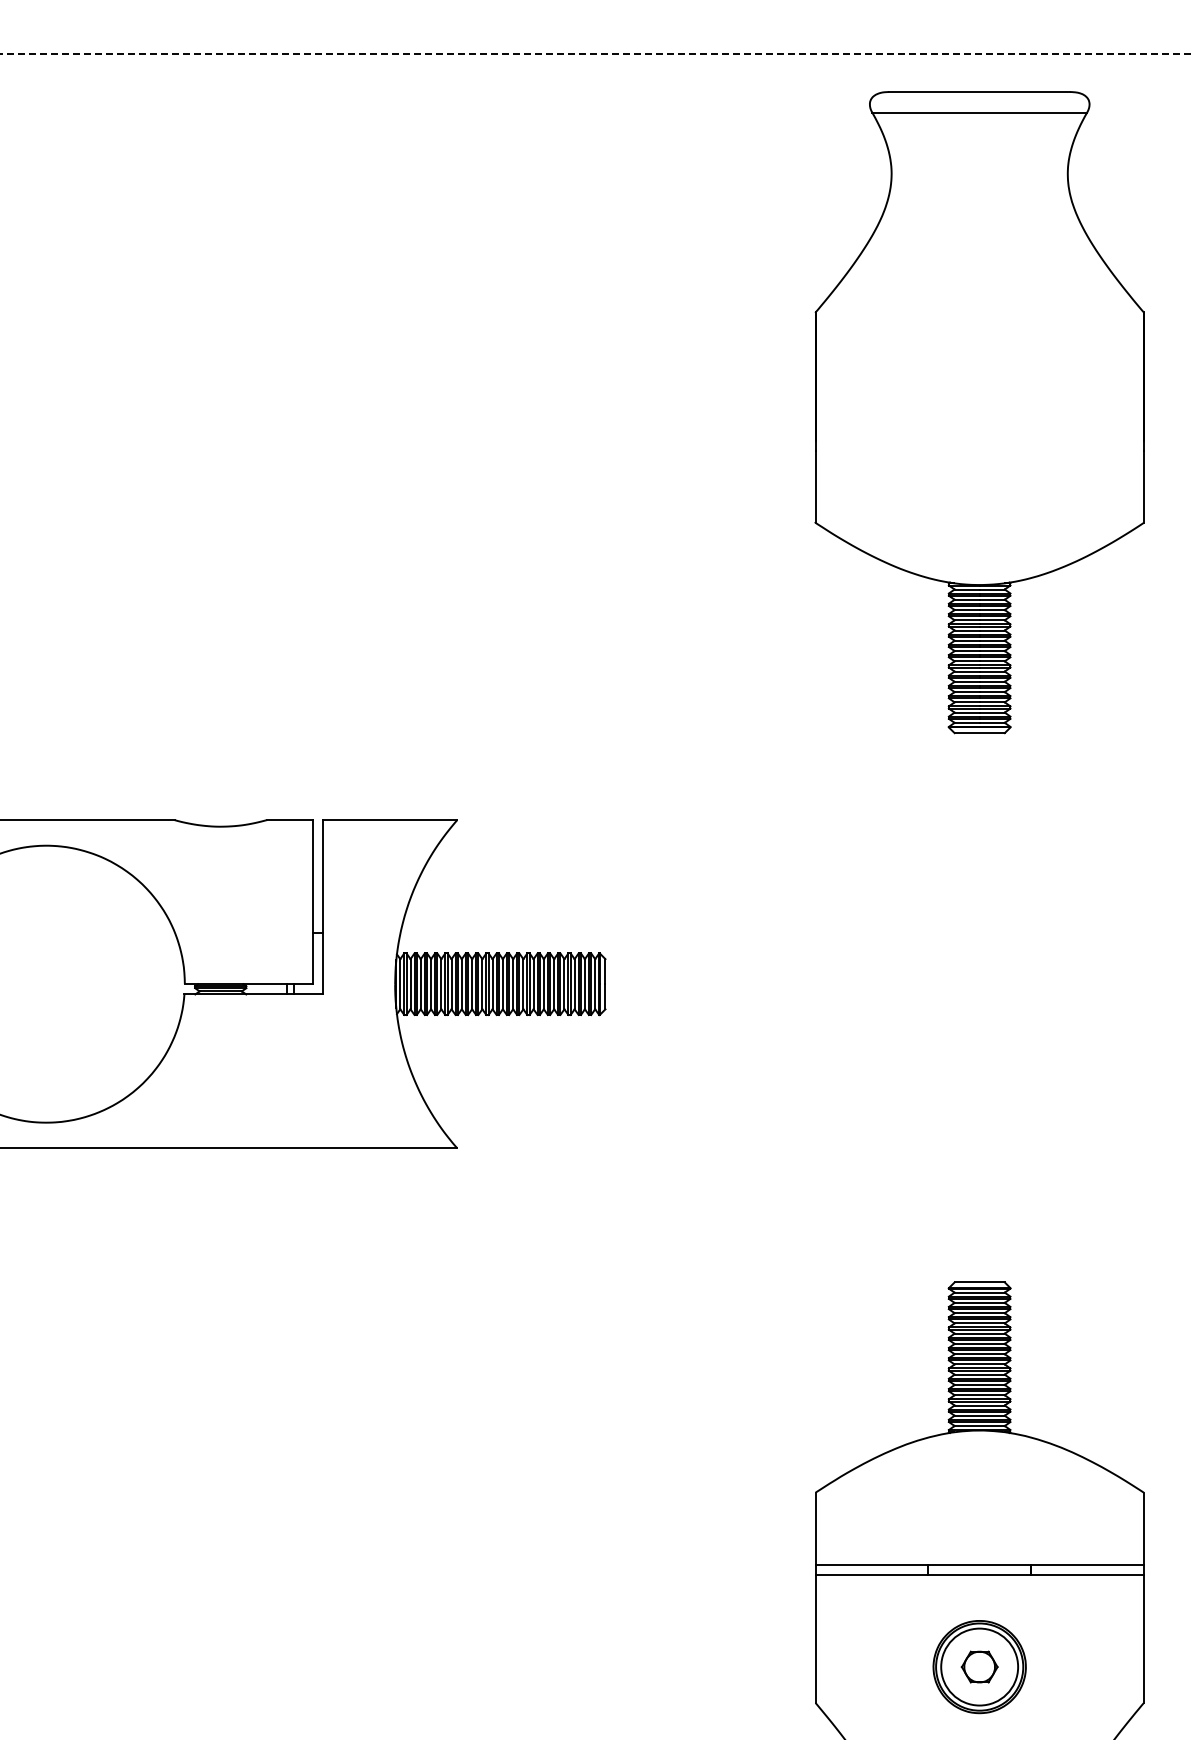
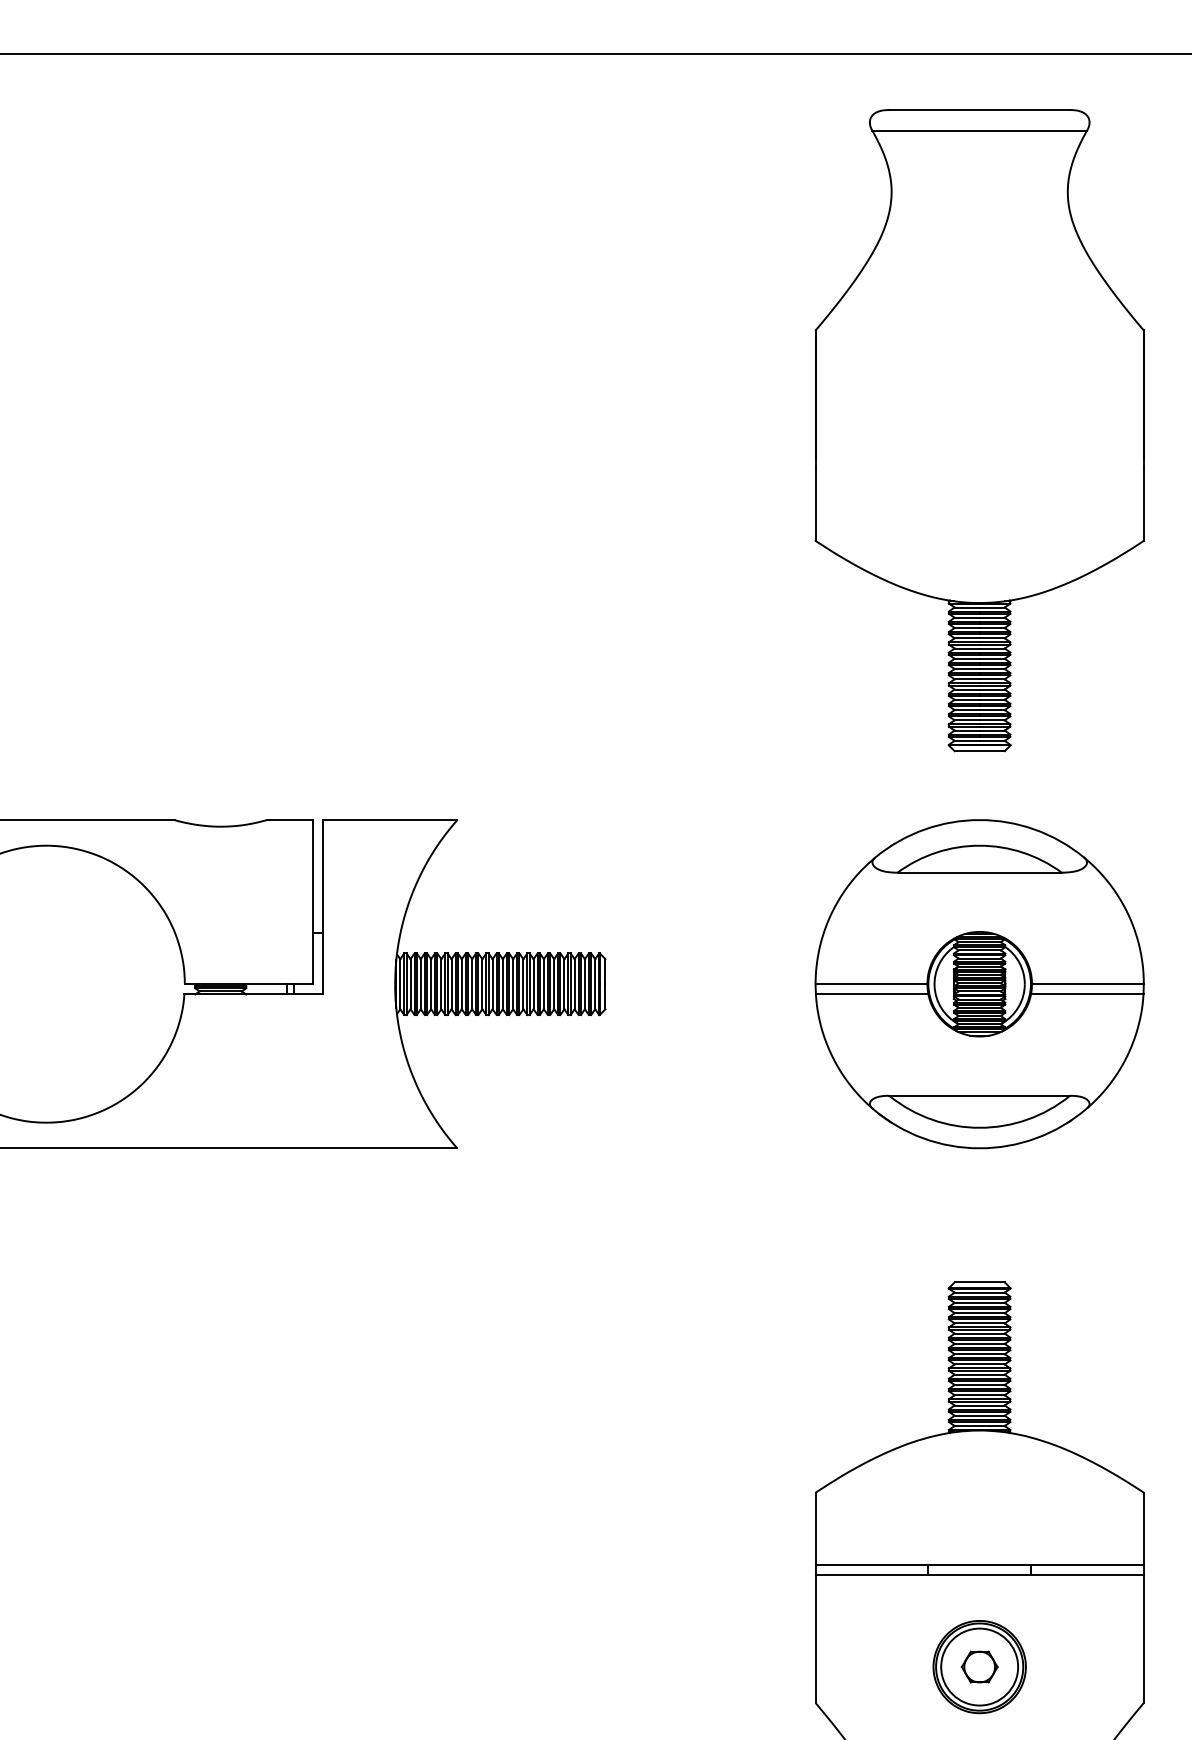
line: dashed -> solid (595, 53)
part position: (979, 412) -> (979, 430) (979, 430)
part: none -> present (979, 984)
